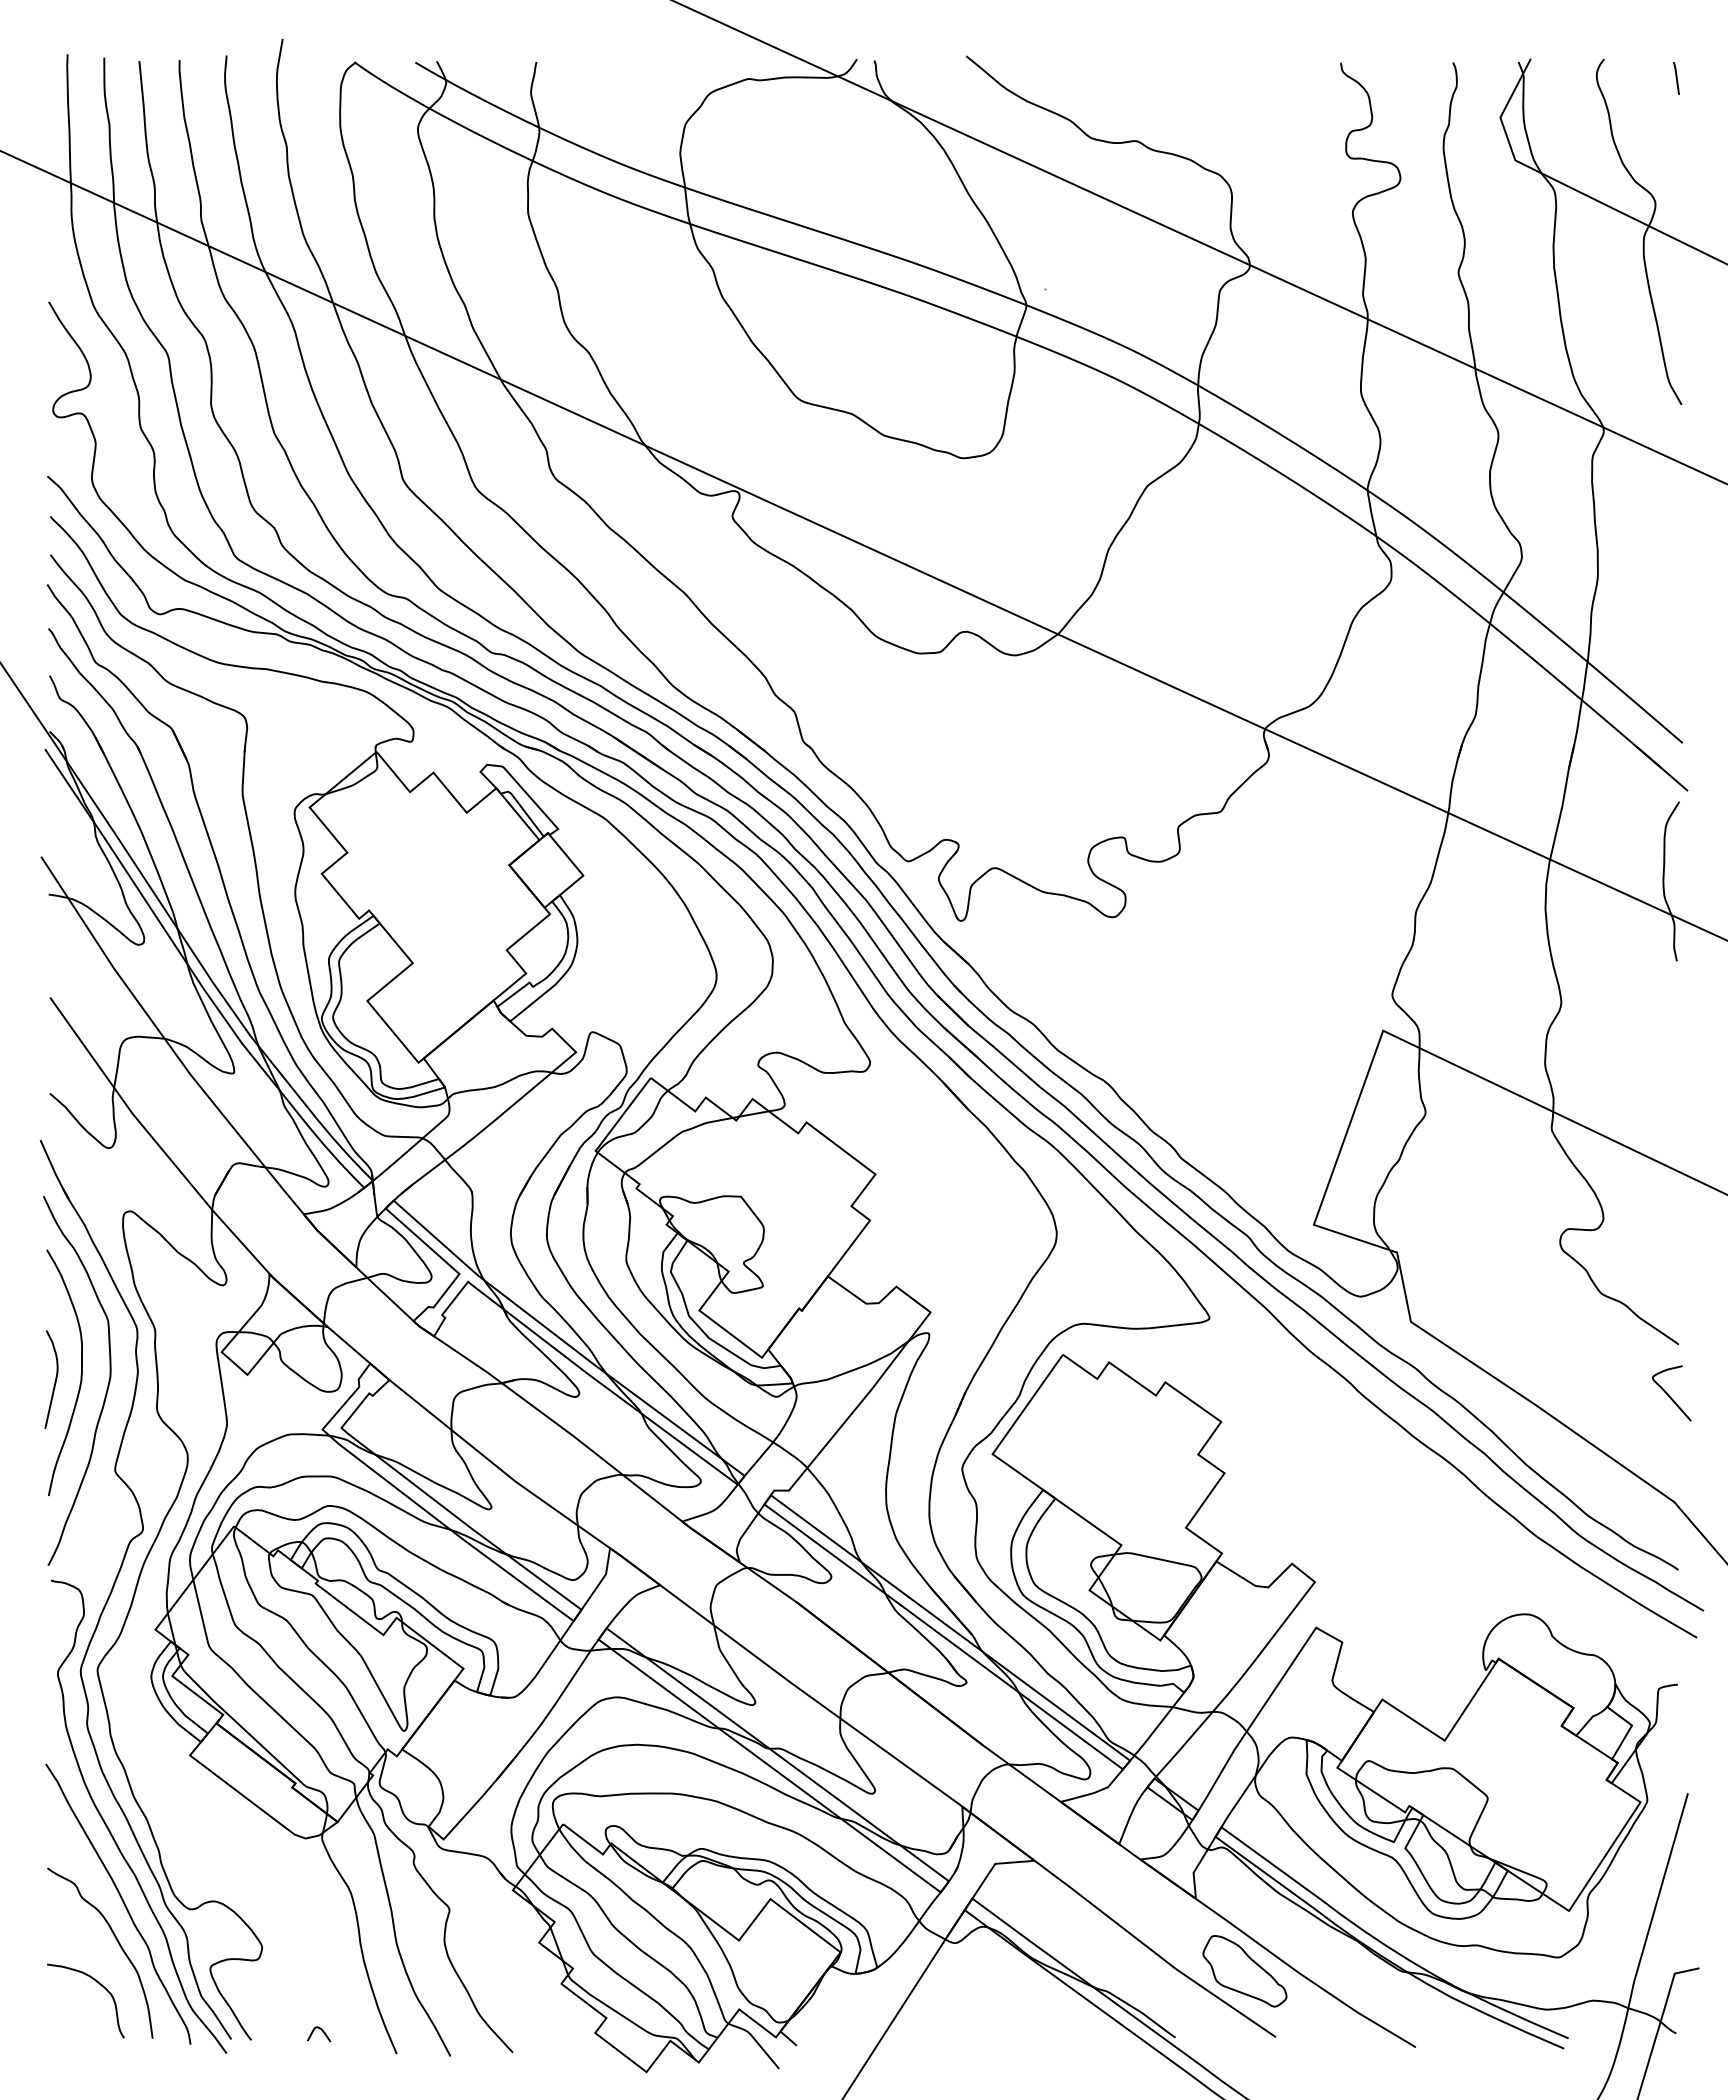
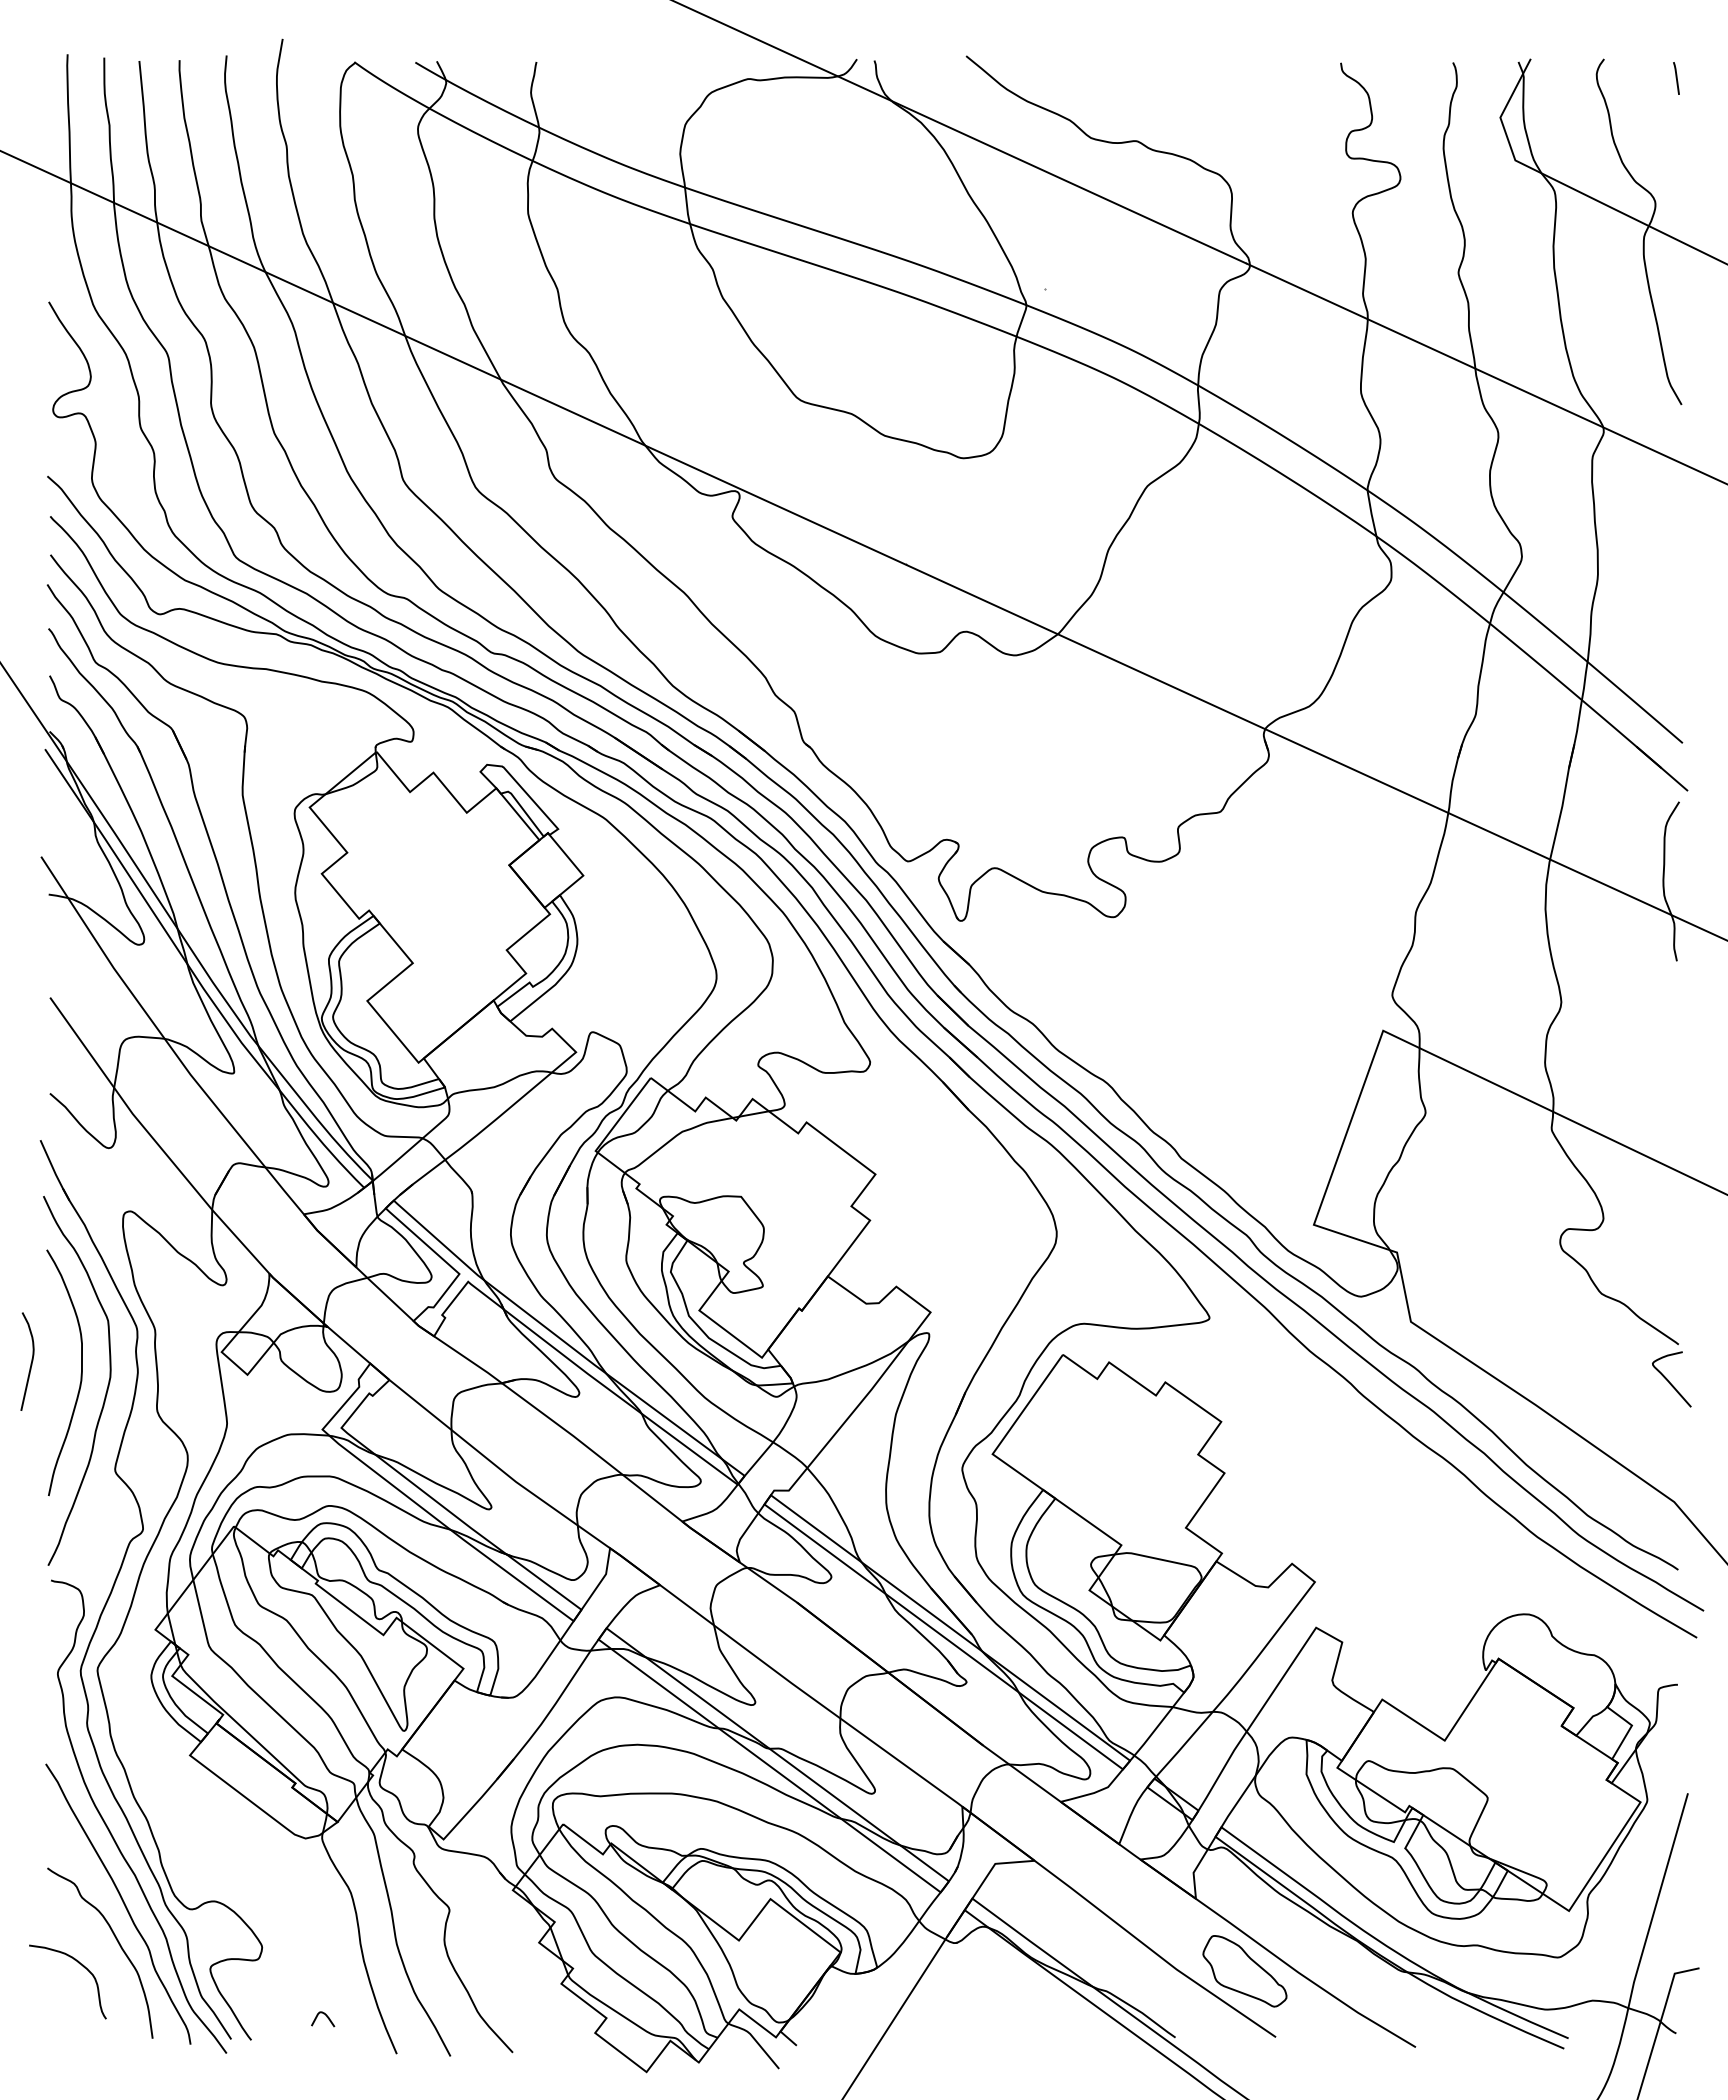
curve position: (54, 1381) -> (30, 1363) (30, 1363)
curve position: (1669, 1395) -> (1669, 1381) (1669, 1381)
curve position: (97, 1983) -> (79, 1964) (79, 1964)
curve position: (322, 2032) -> (326, 2017) (326, 2017)
